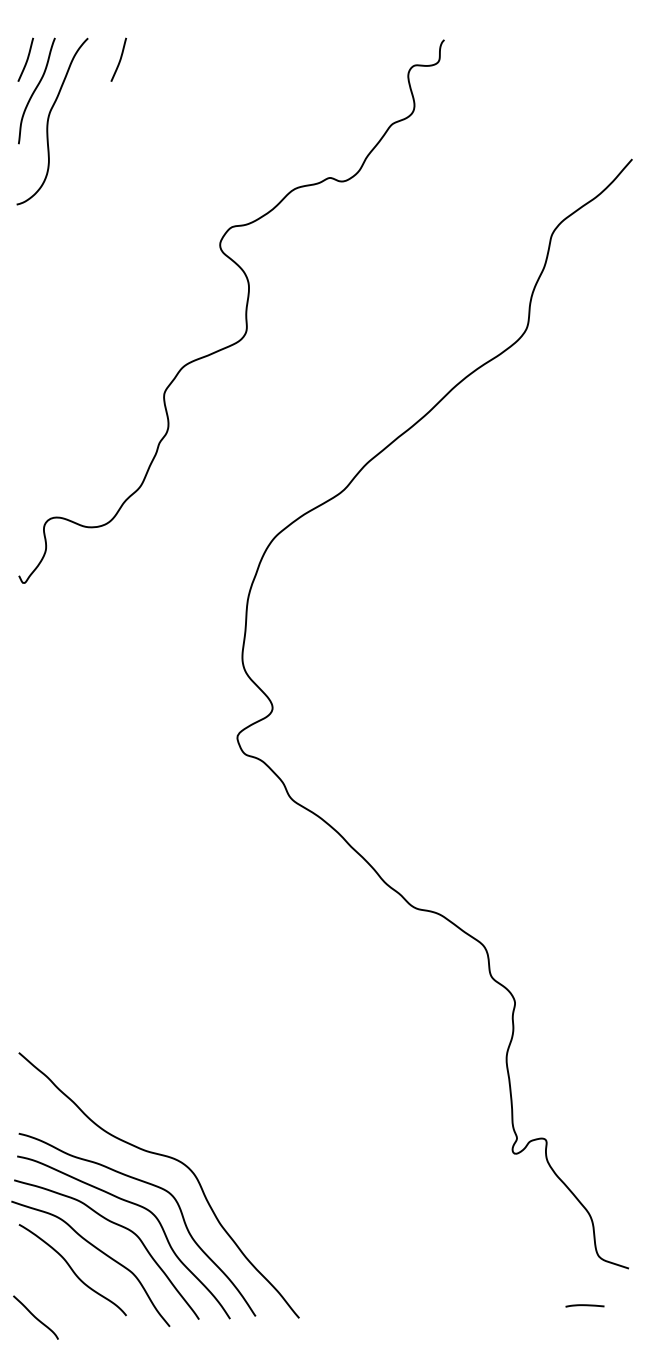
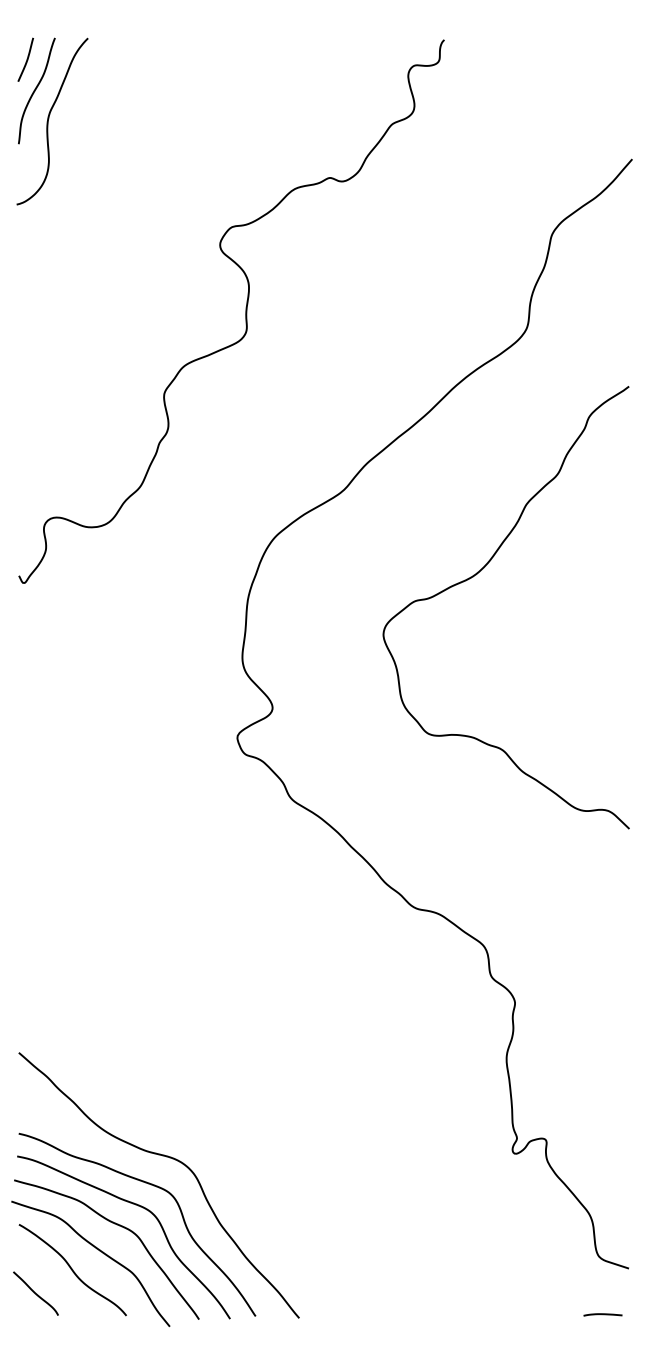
curve: present -> none (119, 59)
curve: none -> present (476, 575)
line position: (584, 1305) -> (602, 1314) (602, 1314)
curve position: (35, 1317) -> (35, 1293) (35, 1293)
